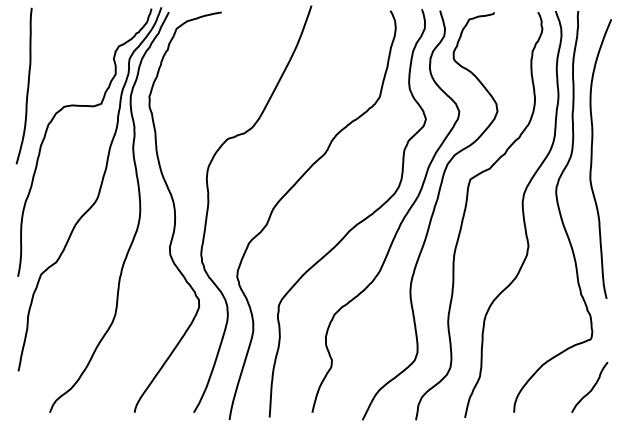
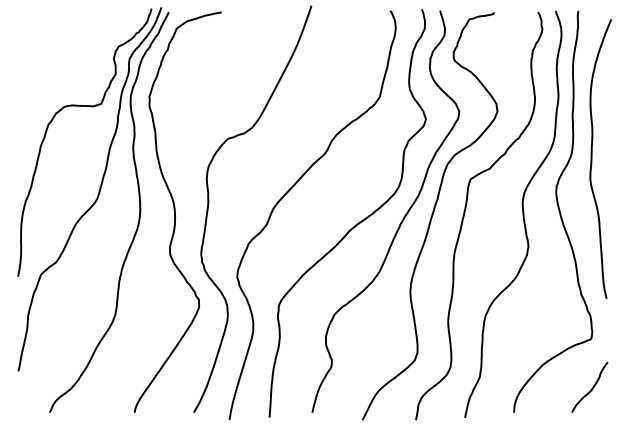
curve: present -> none (27, 85)
